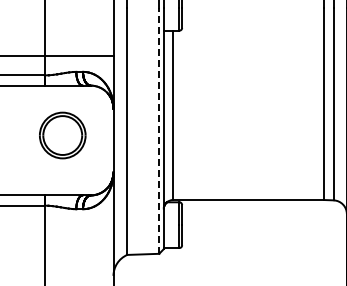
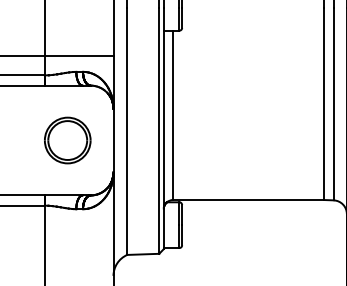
line: dashed -> solid (159, 130)
part position: (62, 135) -> (67, 140) (67, 140)
